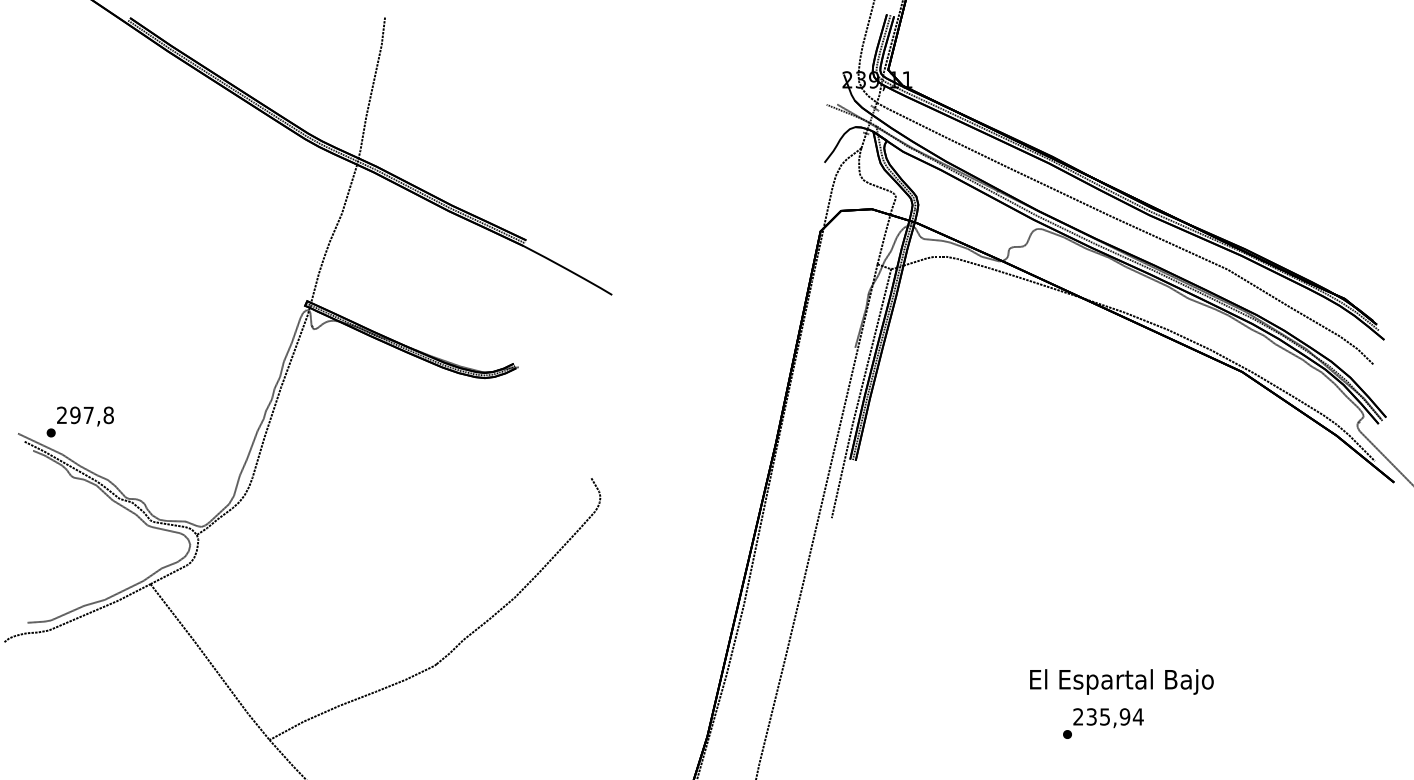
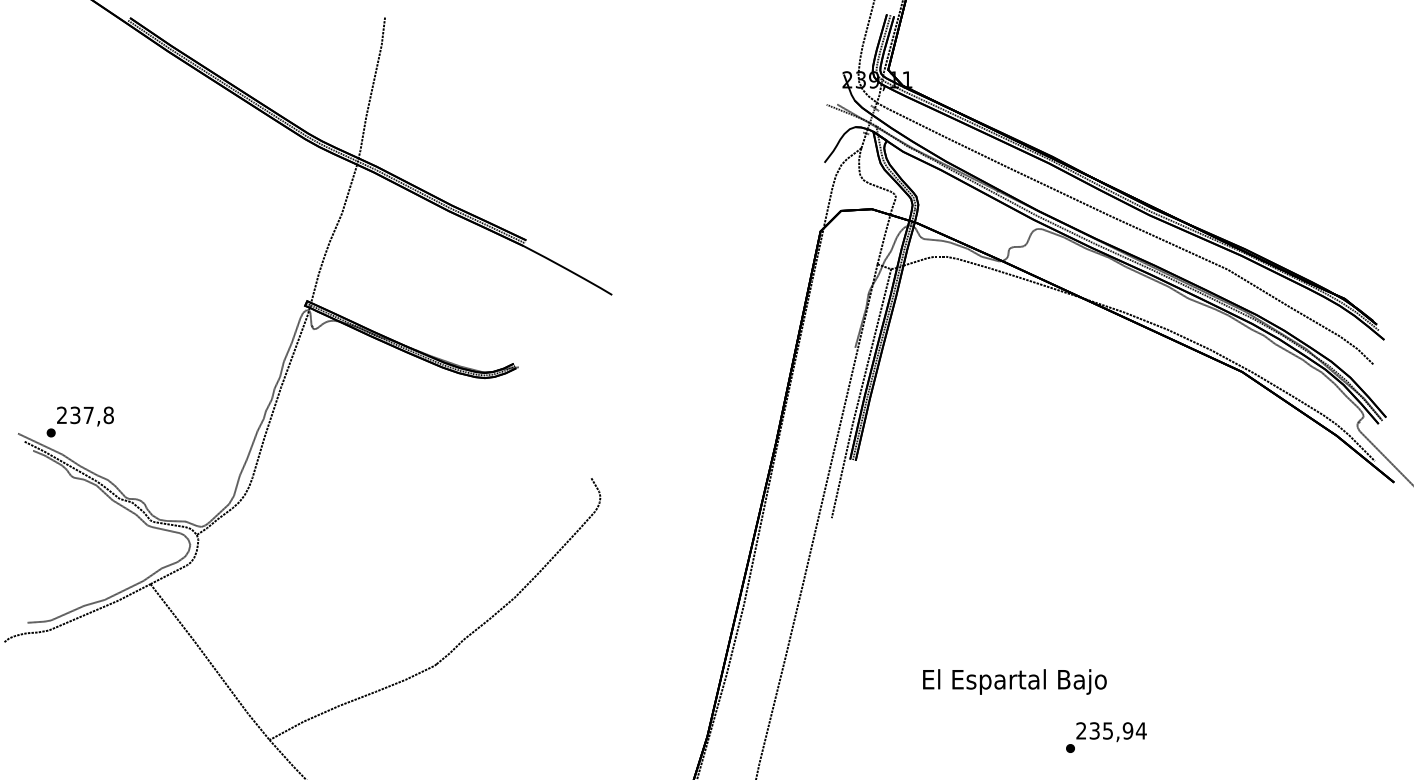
text: 297,8 -> 237,8 (75, 414)
text position: (1121, 681) -> (1014, 681) (1014, 681)
text position: (1103, 723) -> (1106, 737) (1106, 737)
